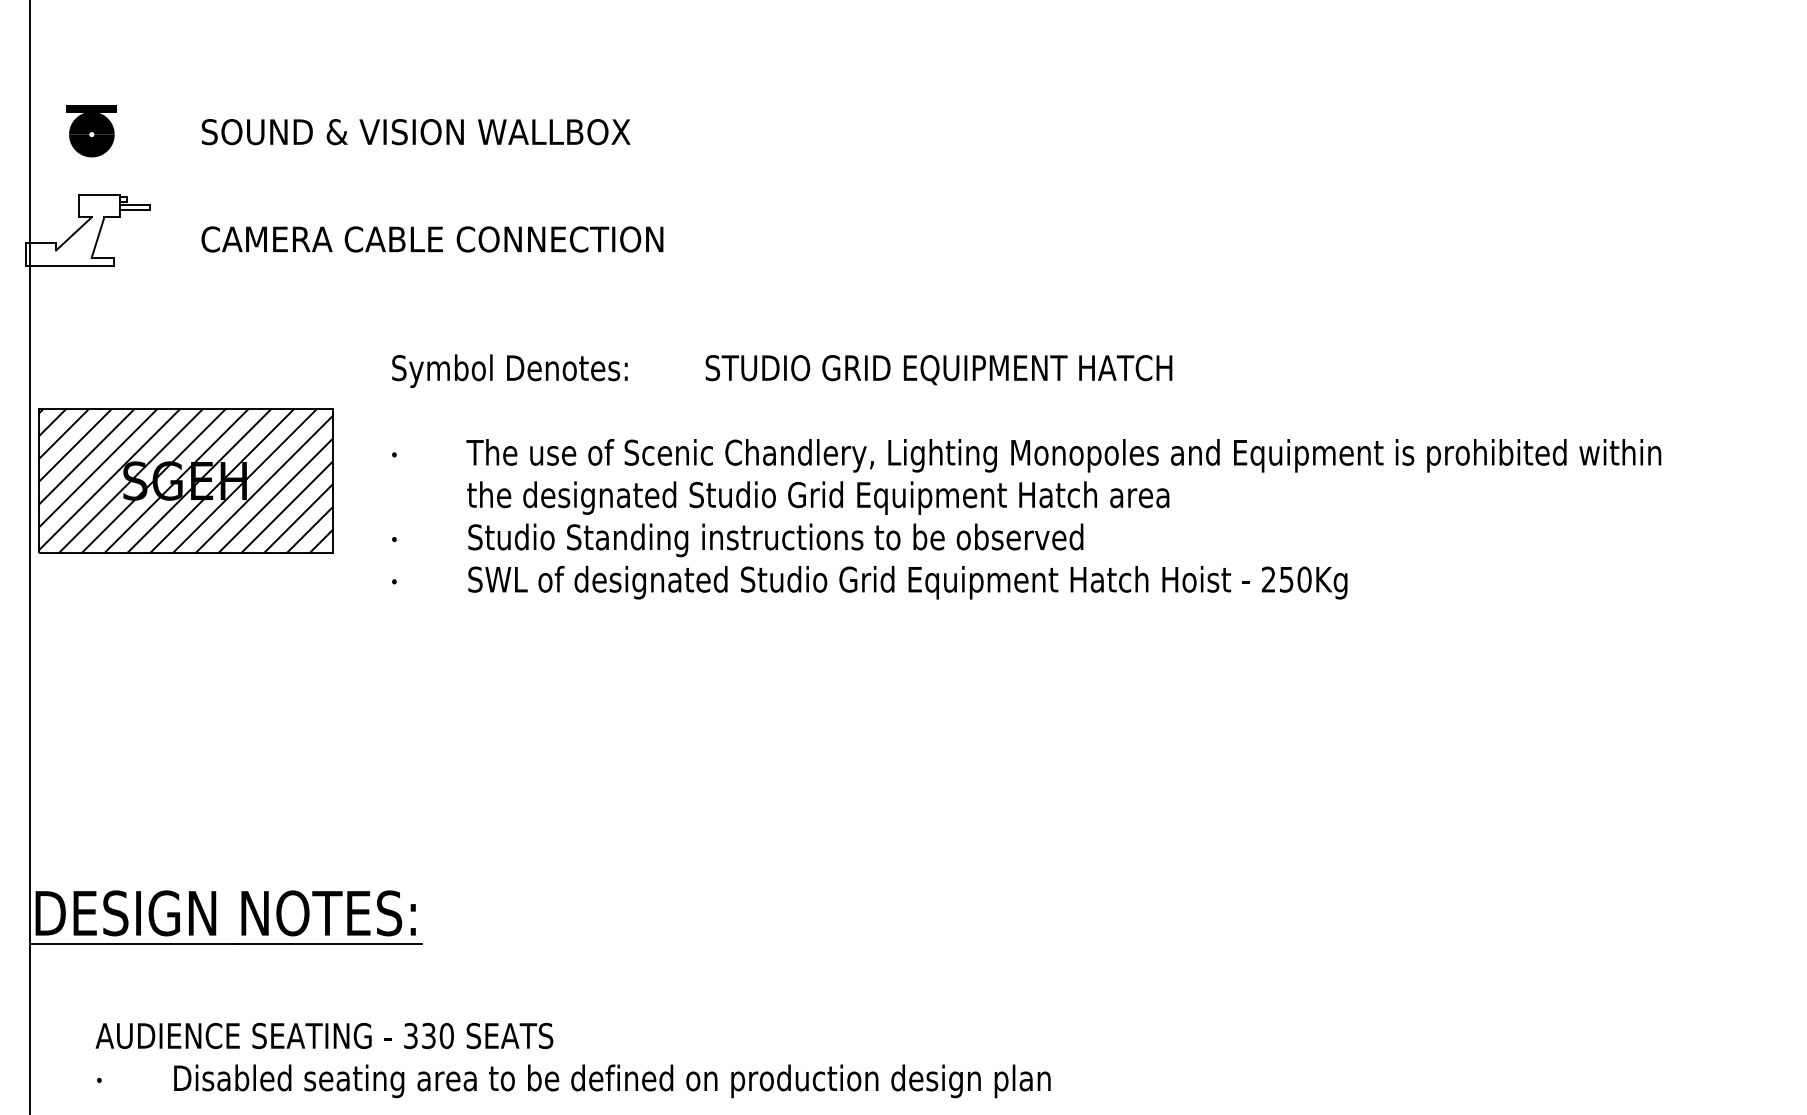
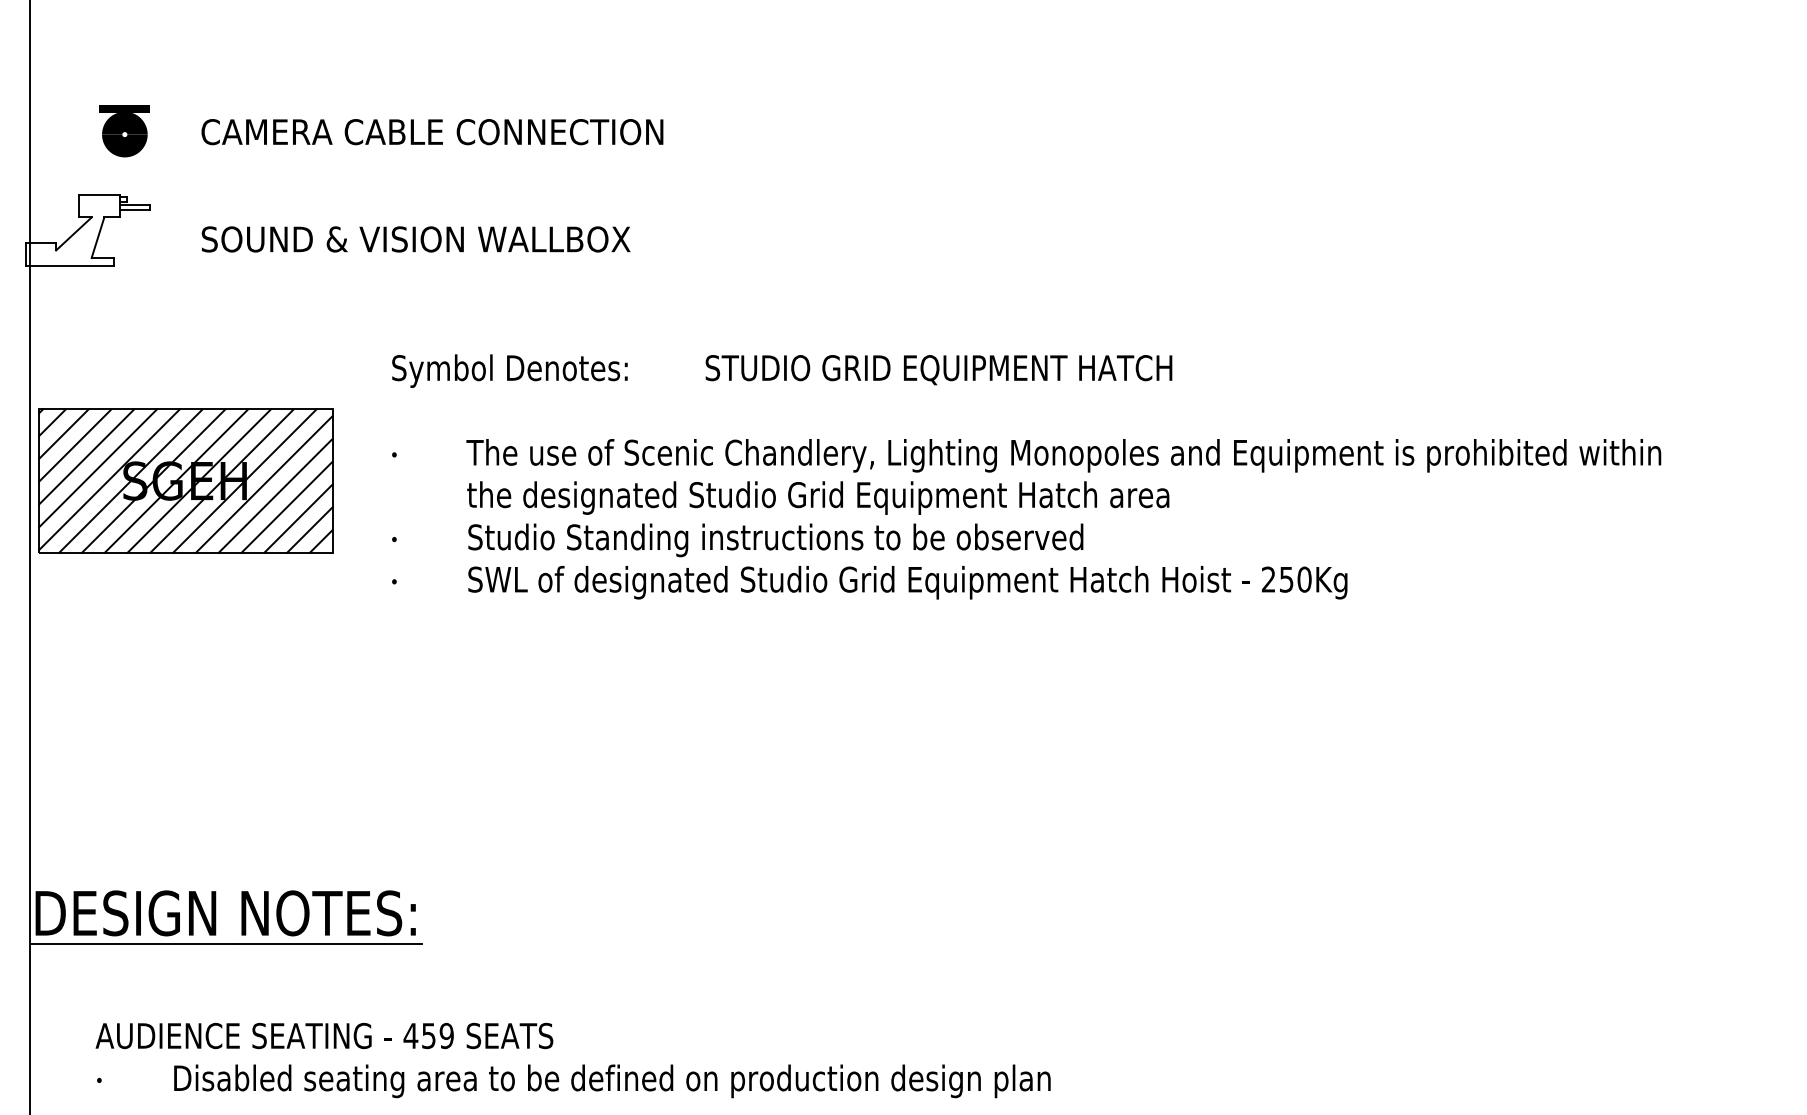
text position: (91, 131) -> (124, 131) (124, 131)
text: SOUND & VISION WALLBOX -> CAMERA CABLE CONNECTION (432, 132)
text: CAMERA CABLE CONNECTION -> SOUND & VISION WALLBOX (432, 239)
text: 330 -> 459 (428, 1035)
